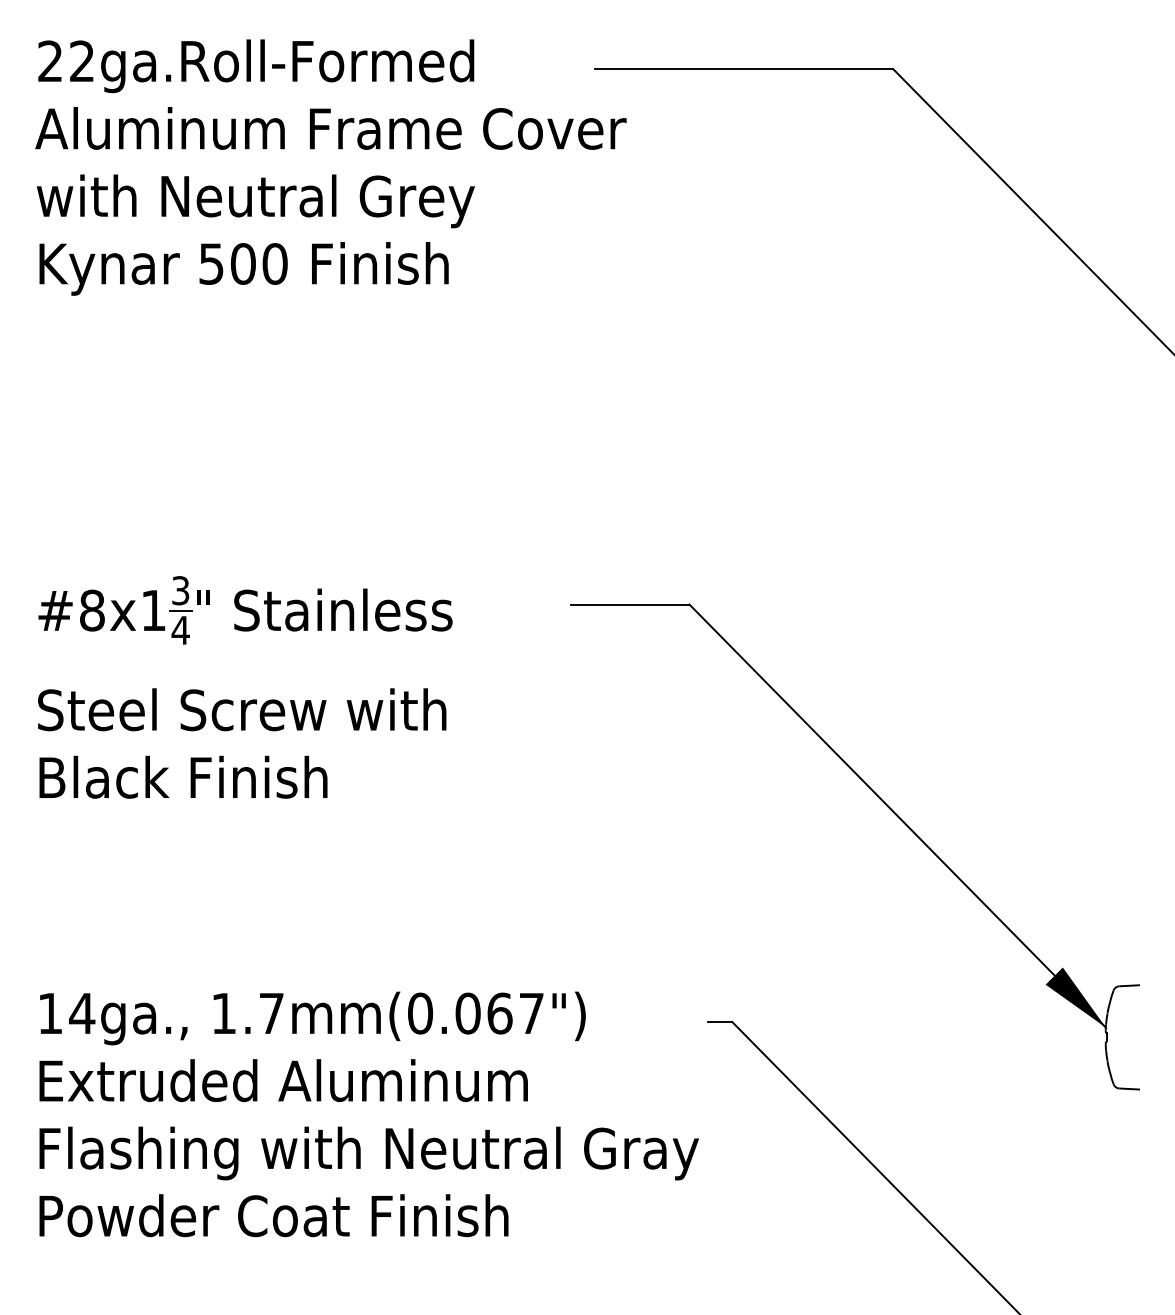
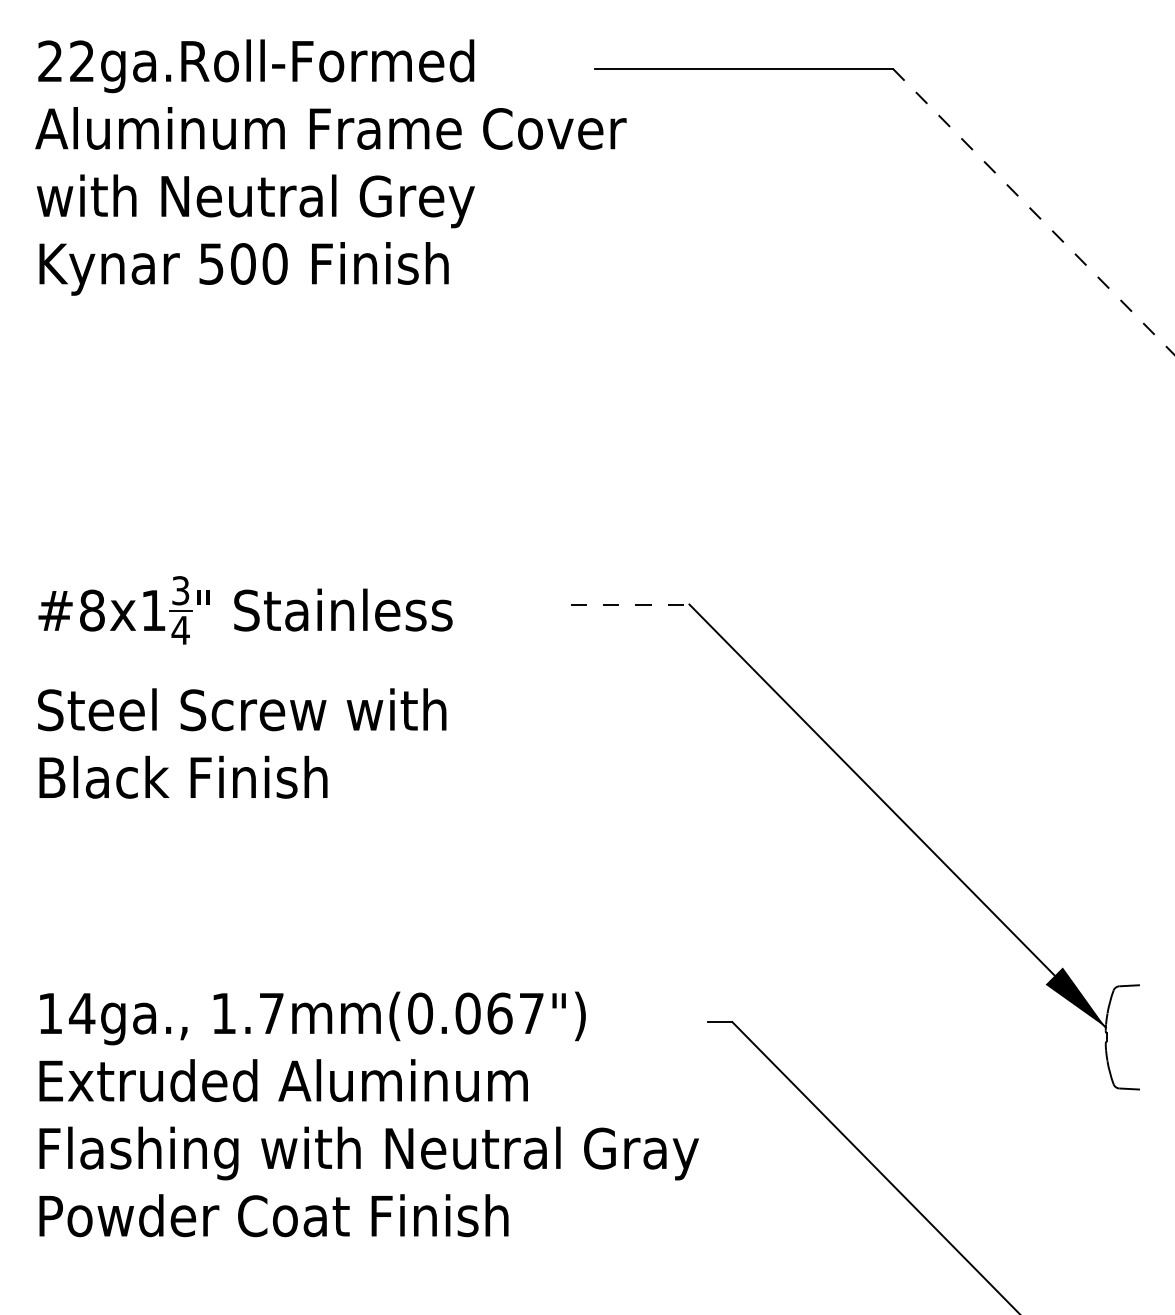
line: solid -> dashed (1034, 212)
line: solid -> dashed (630, 604)
